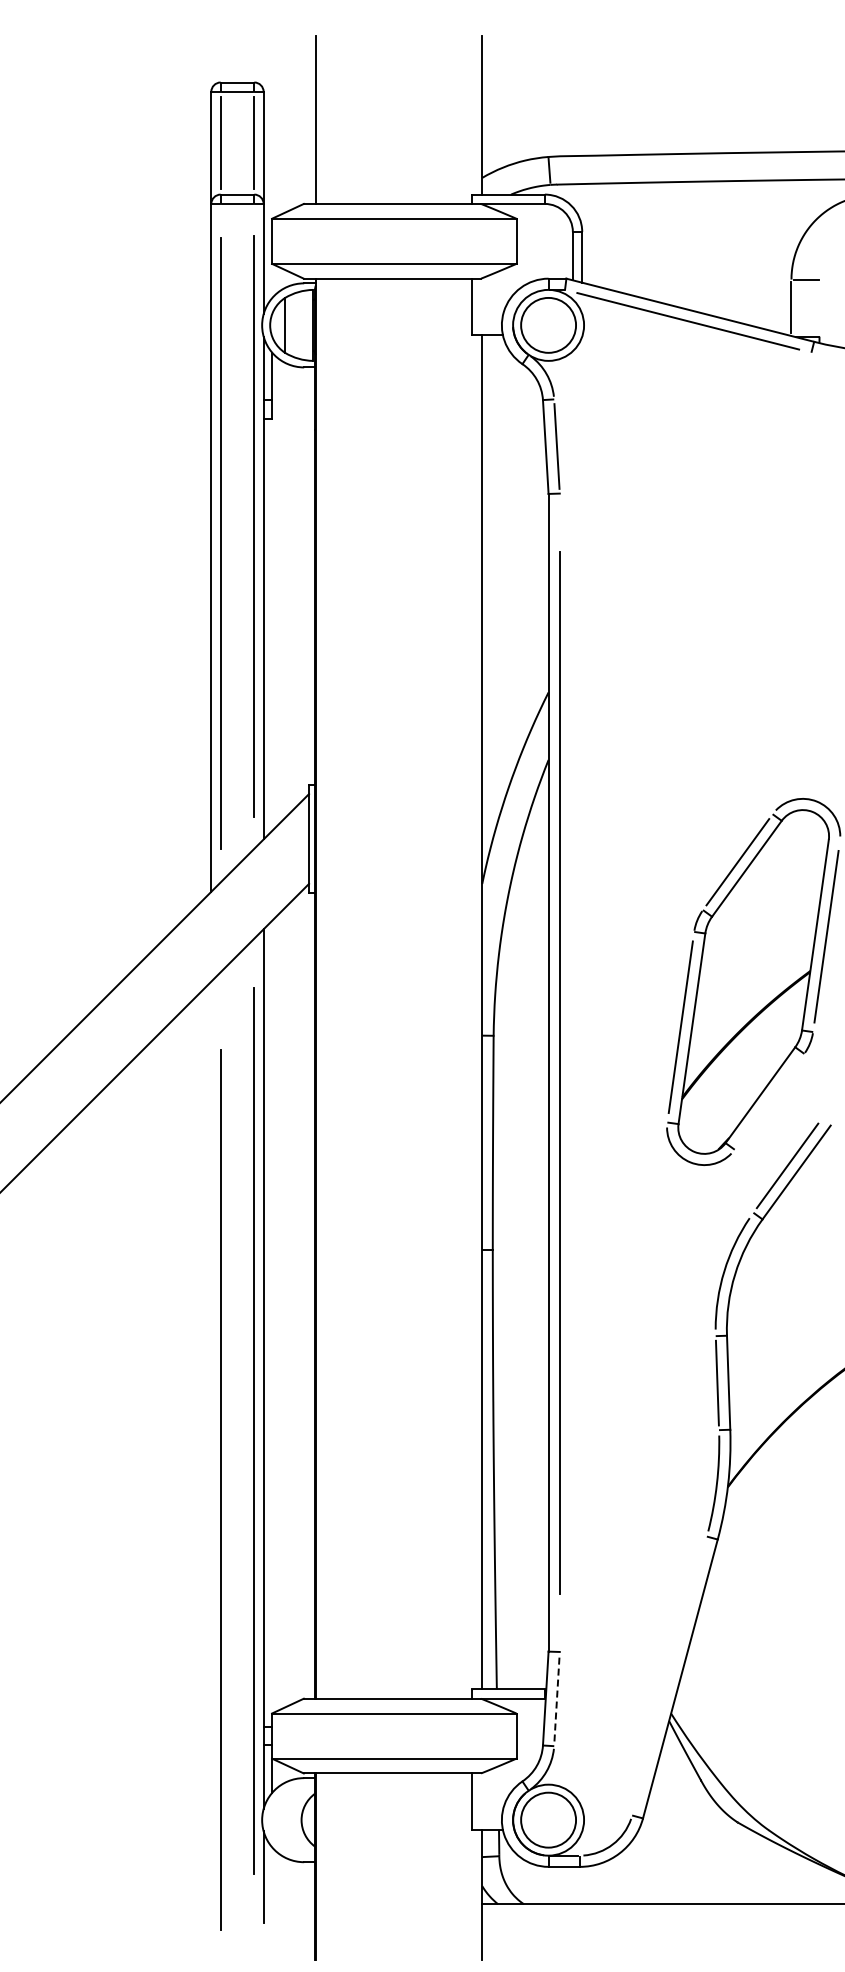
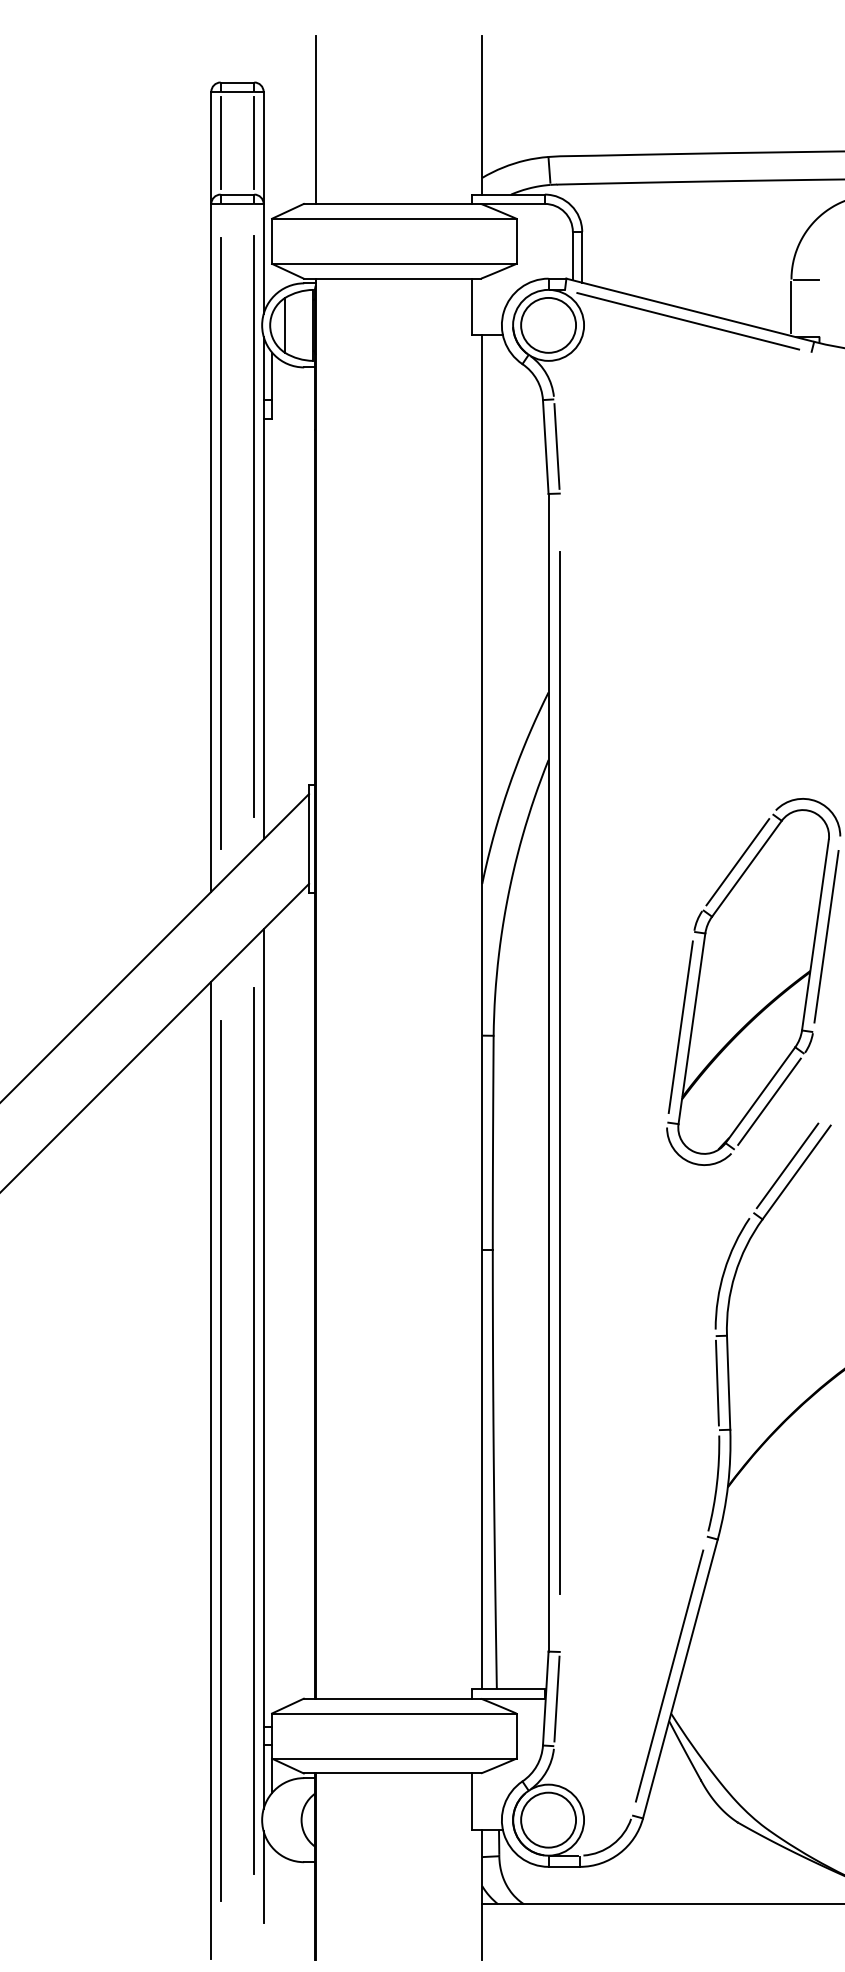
line: none -> present (769, 1101)
line: none -> present (211, 1469)
line position: (220, 1489) -> (220, 1460) (220, 1460)
line: none -> present (669, 1675)
line: dashed -> solid (557, 1698)
